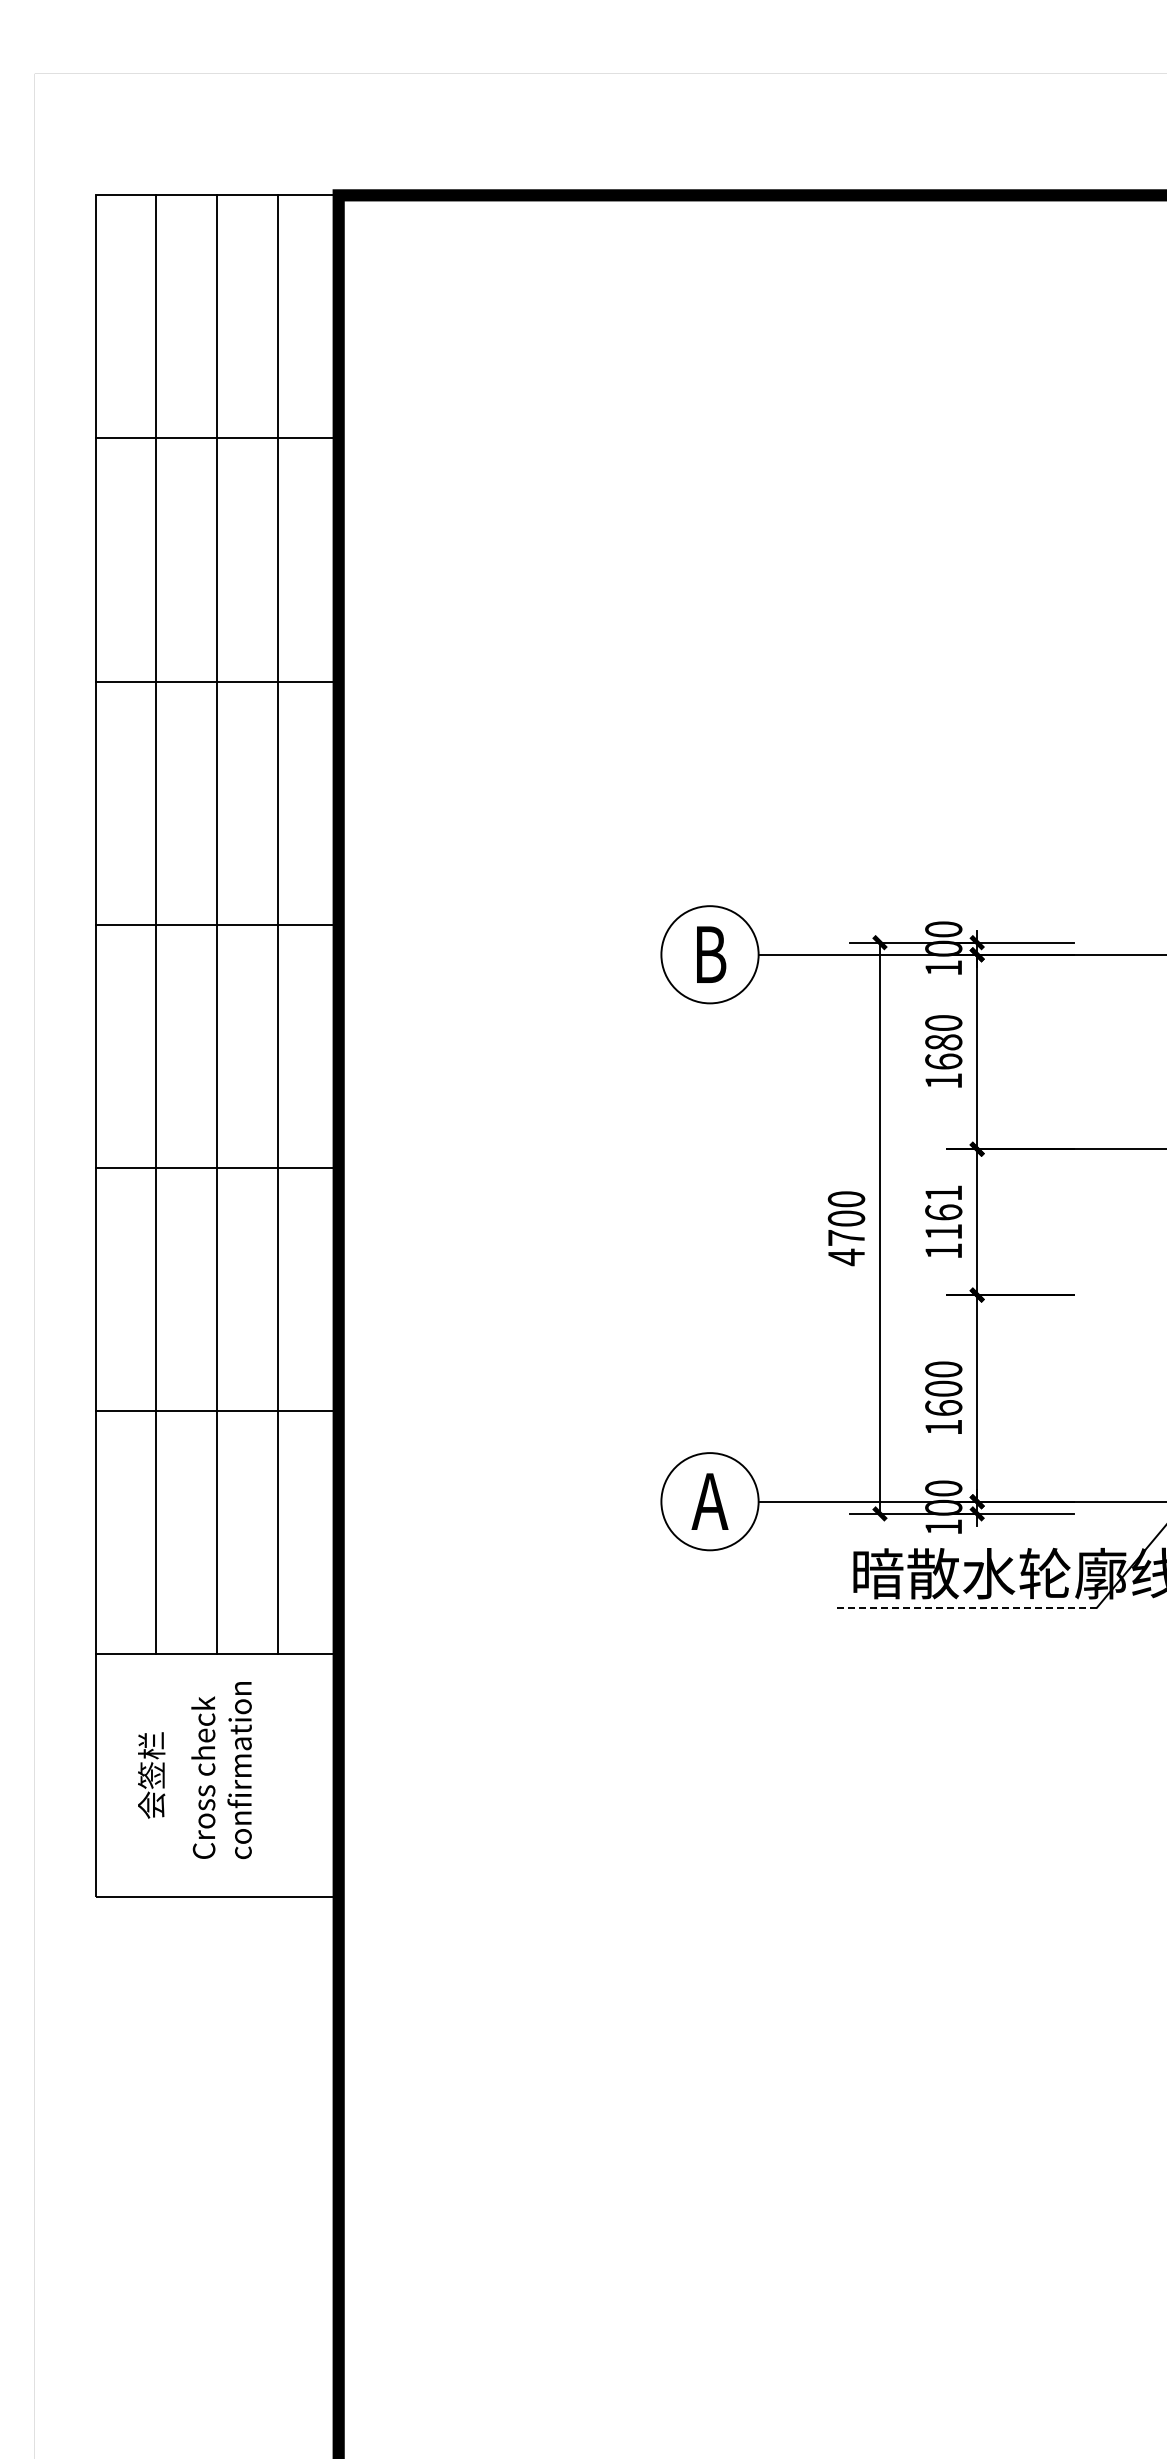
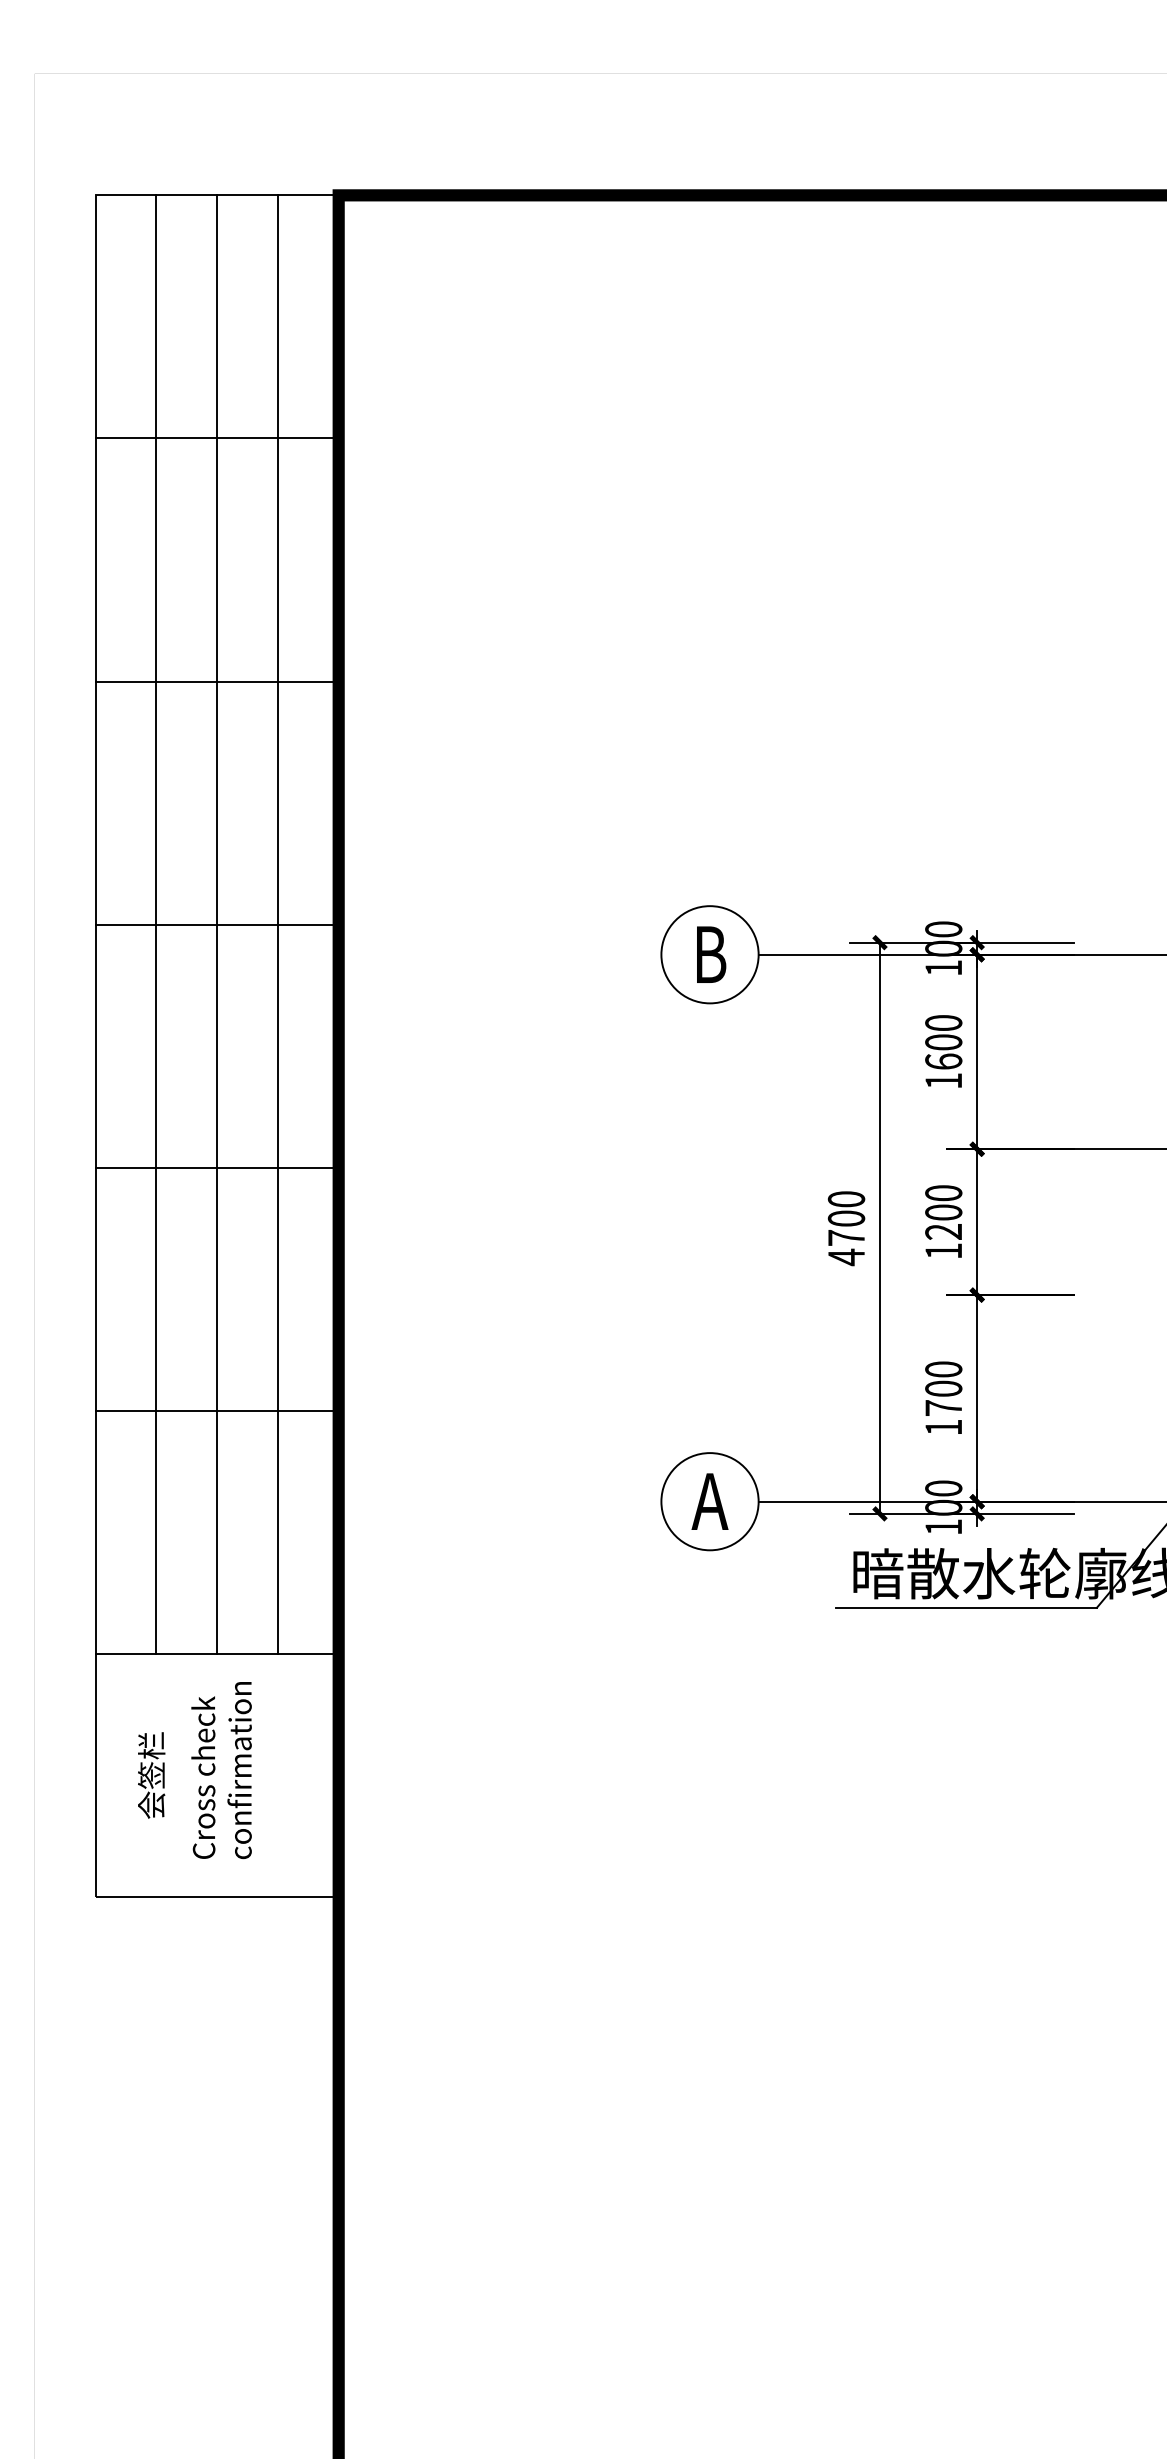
text: 1680 -> 1600 (943, 1042)
text: 1161 -> 1200 (943, 1212)
text: 1600 -> 1700 (943, 1407)
line: dashed -> solid (966, 1607)
